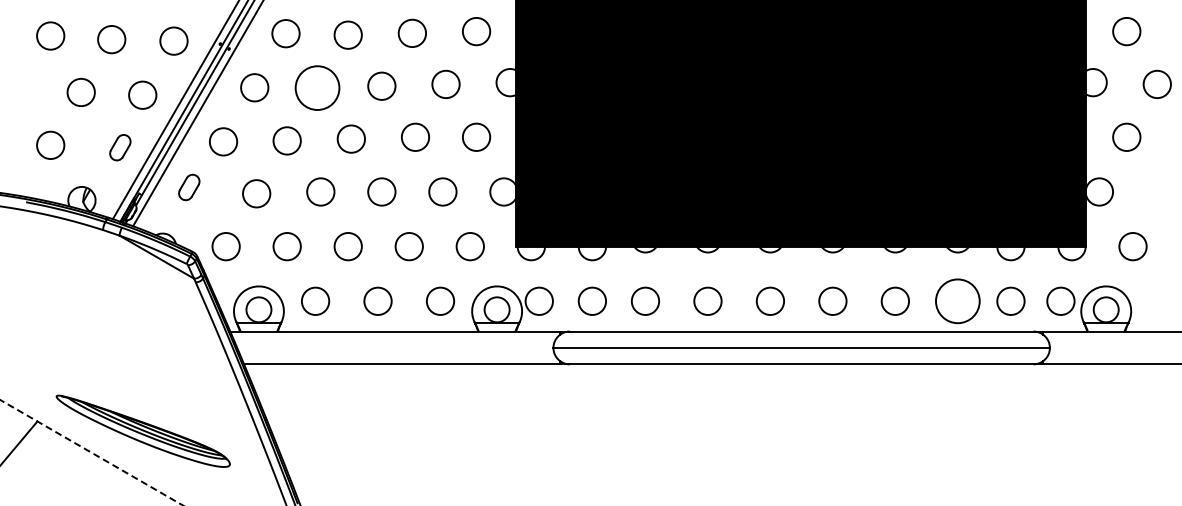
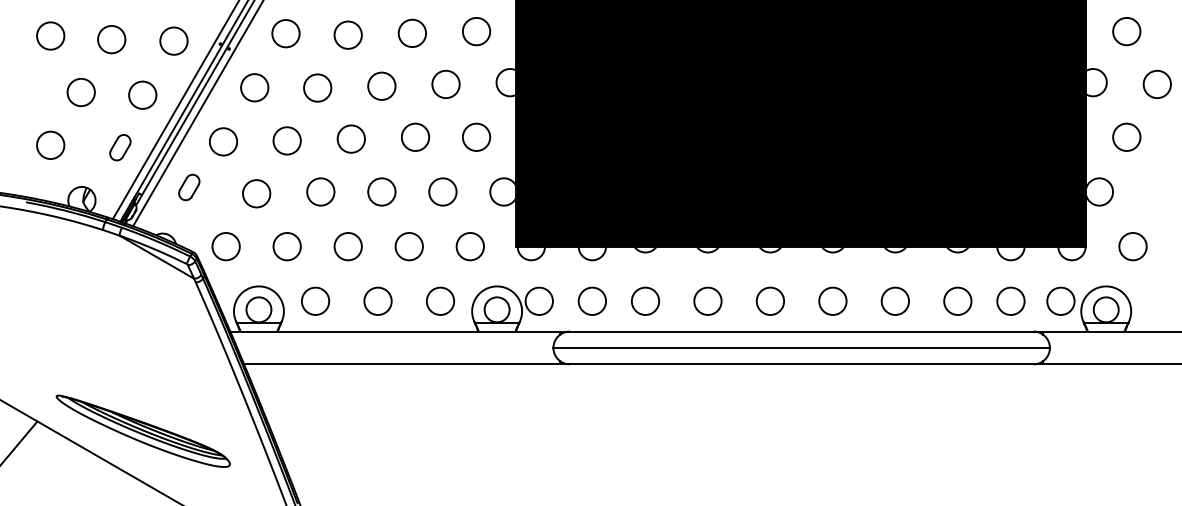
circle size: 47x46 px -> 30x30 px (317, 87)
circle diameter: 44 px -> 27 px (957, 300)
line: dashed -> solid (92, 453)
